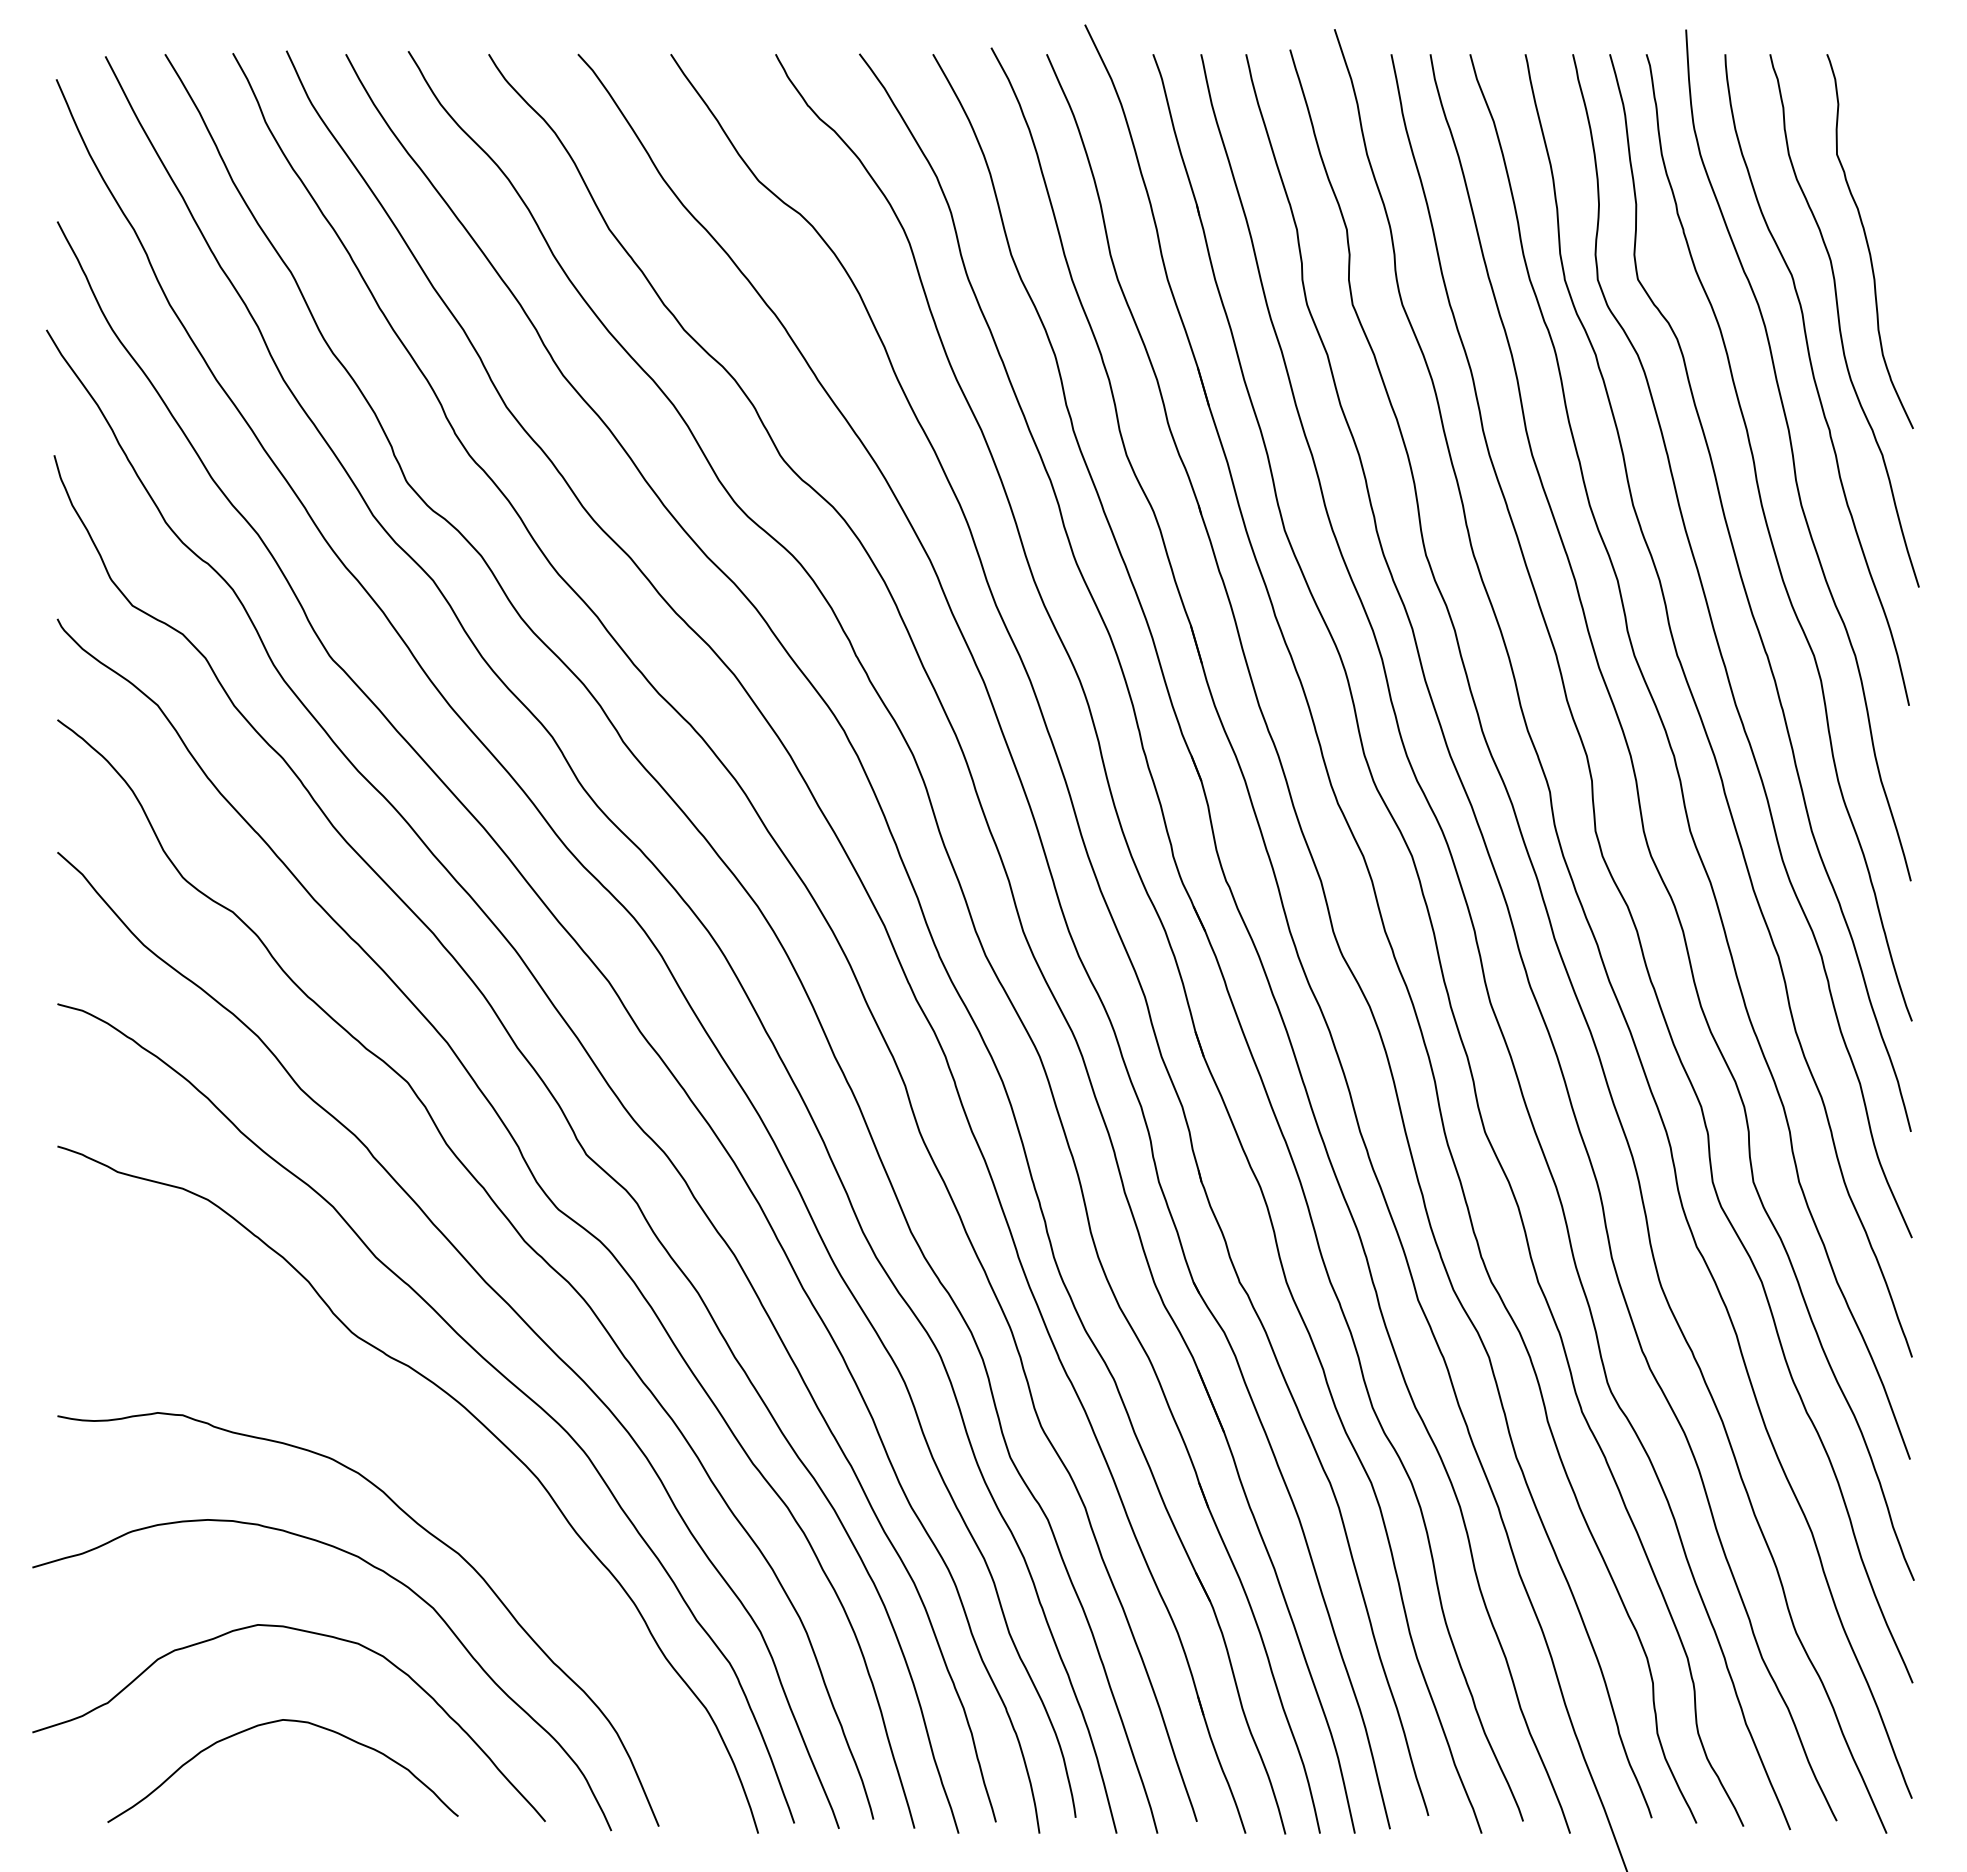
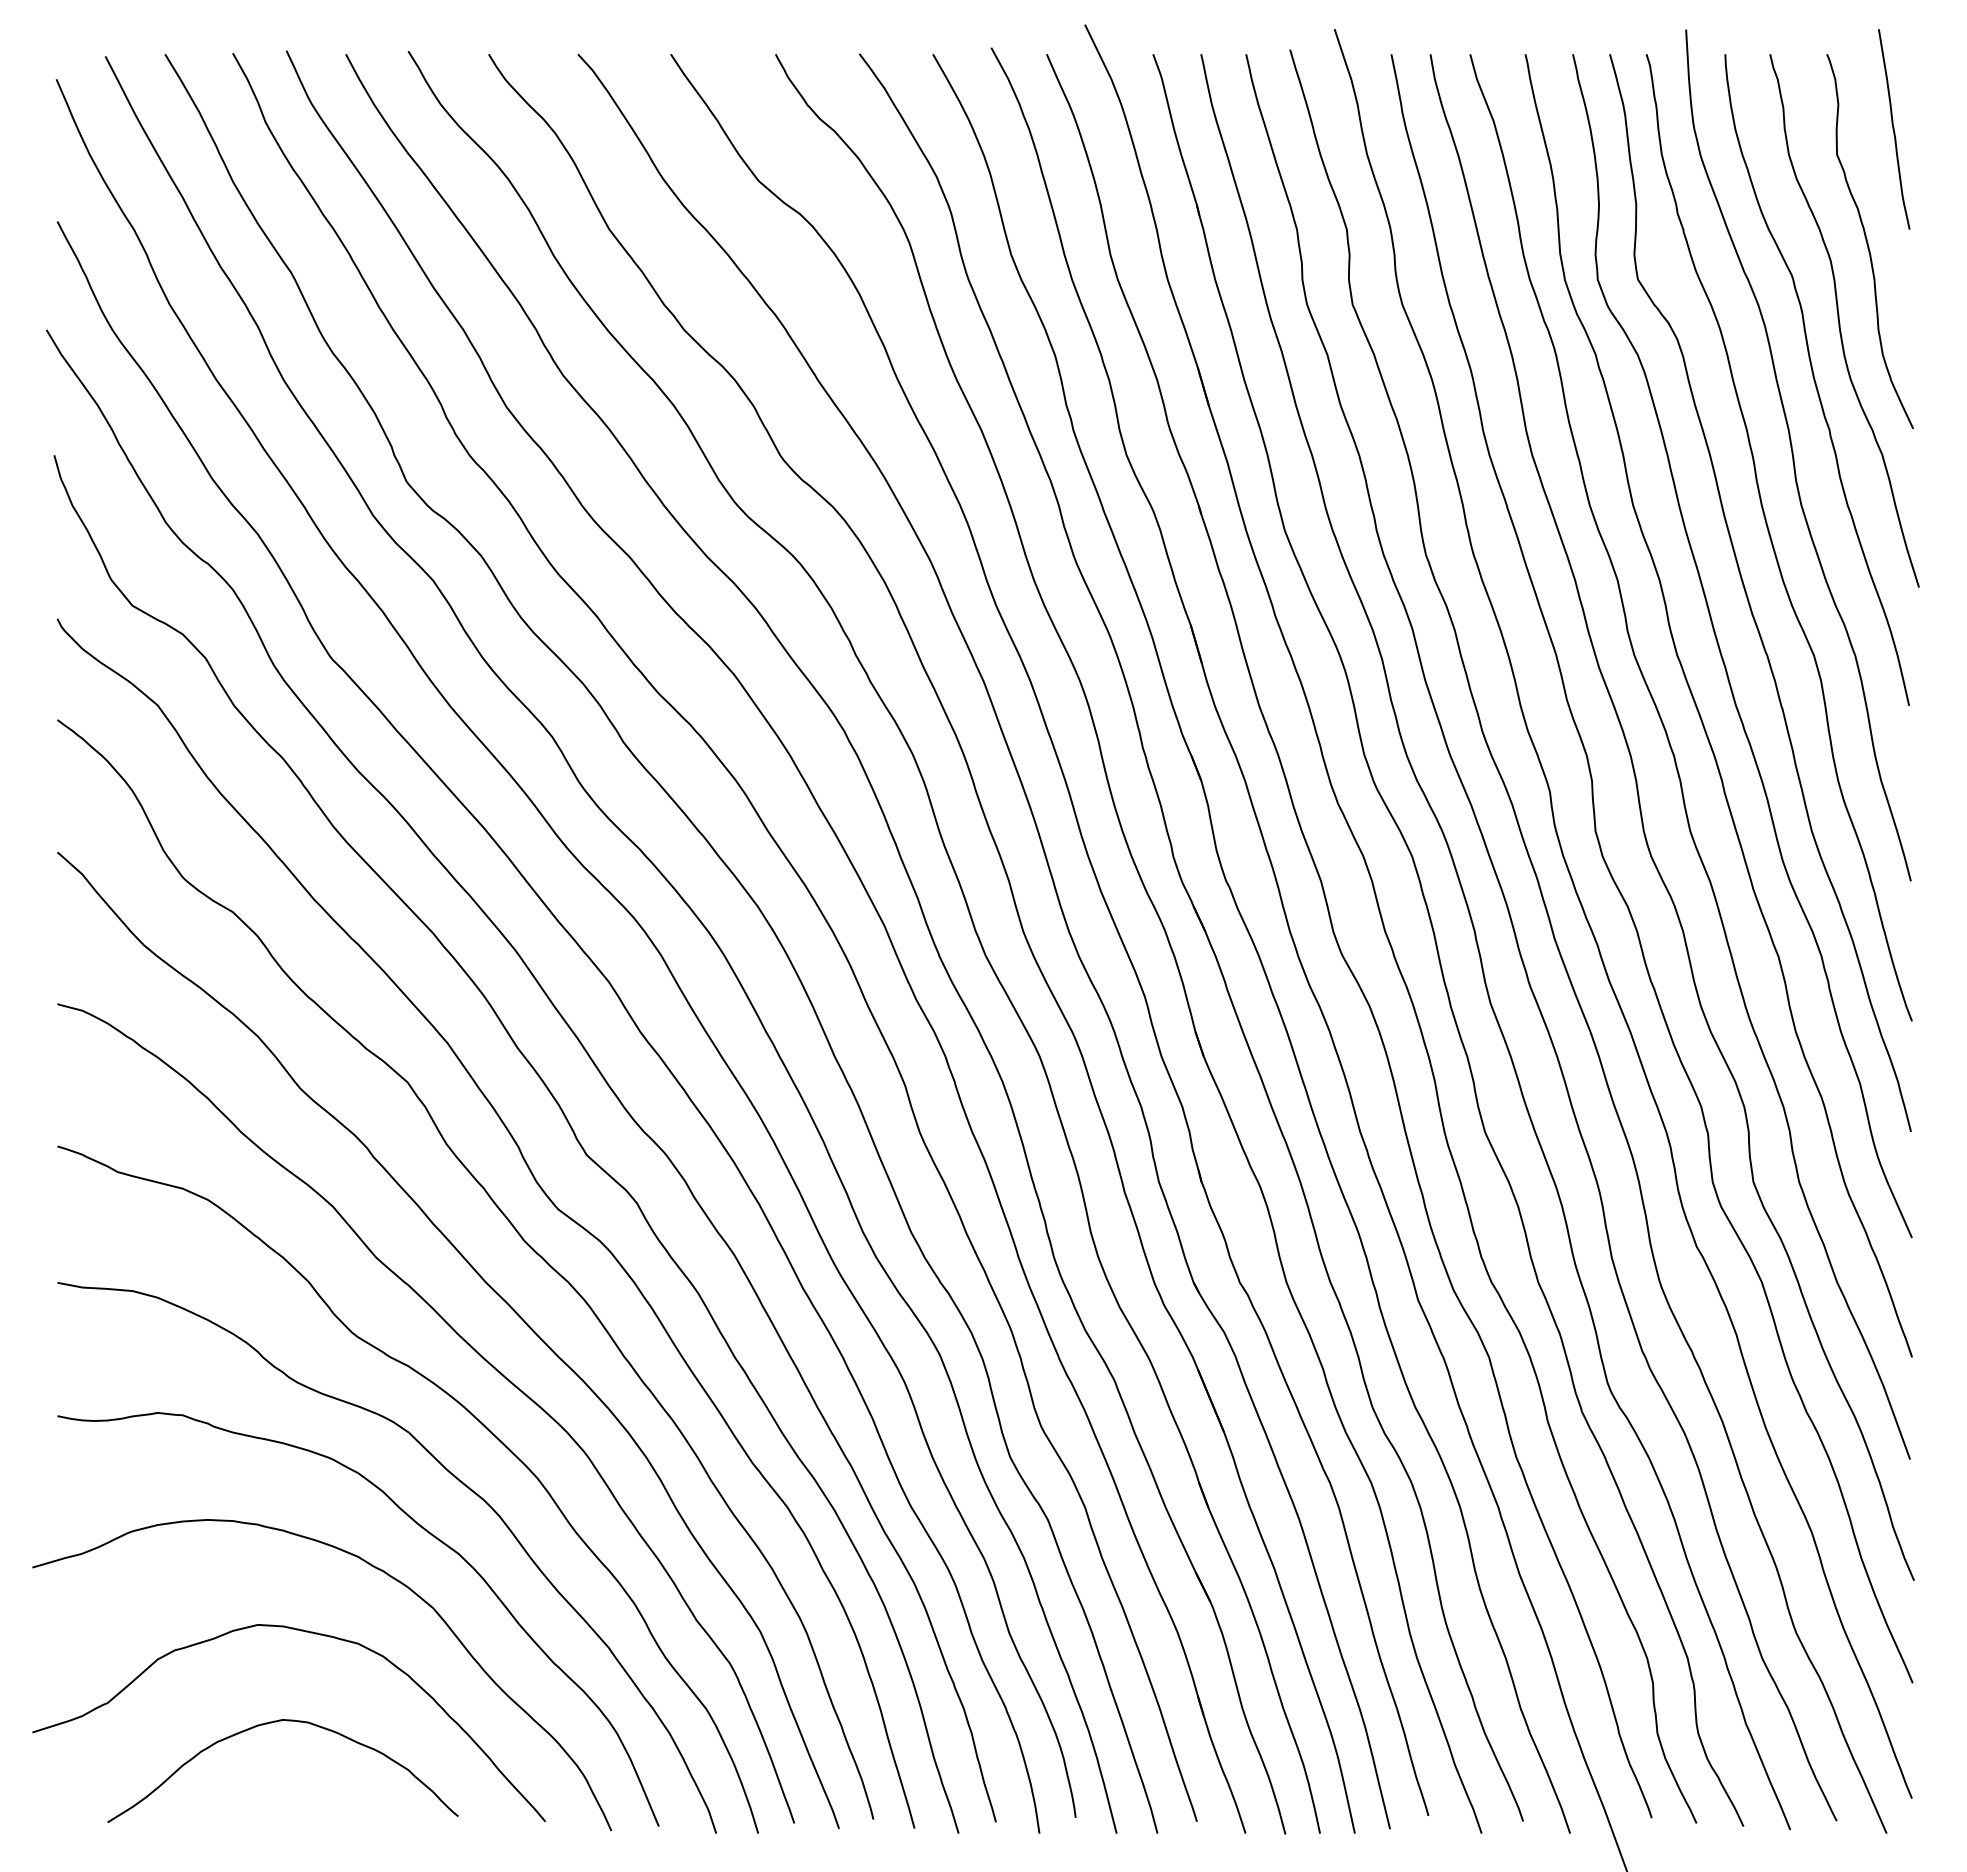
curve: none -> present (1894, 129)
curve: none -> present (456, 1479)
